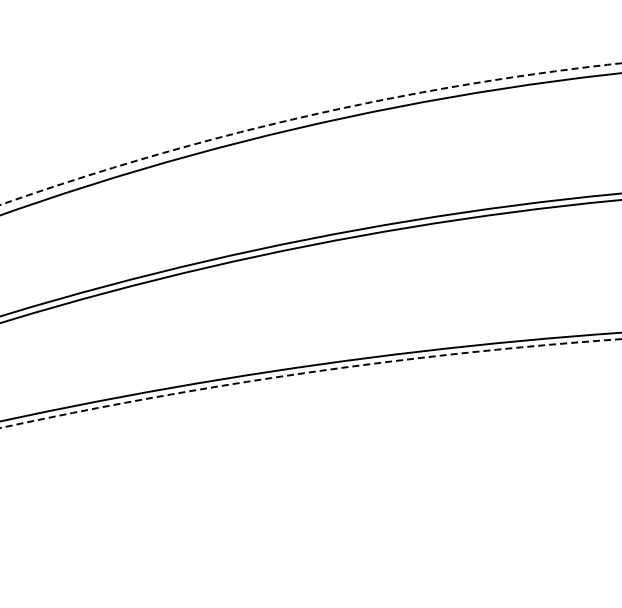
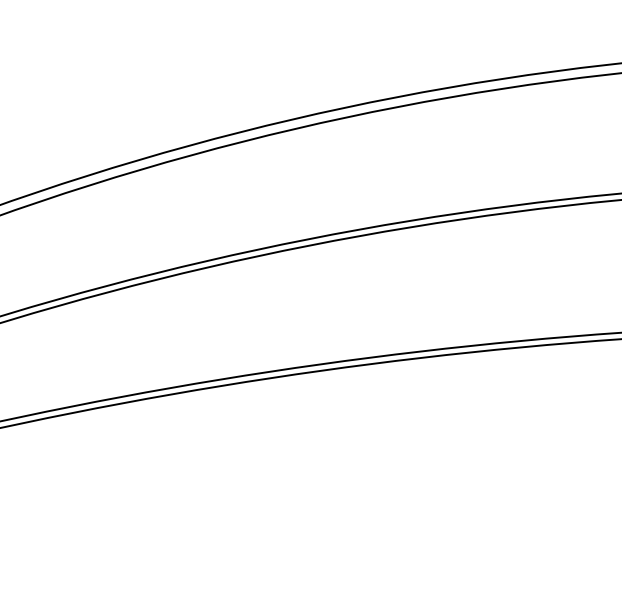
arc: dashed -> solid (305, 116)
arc: dashed -> solid (308, 372)
